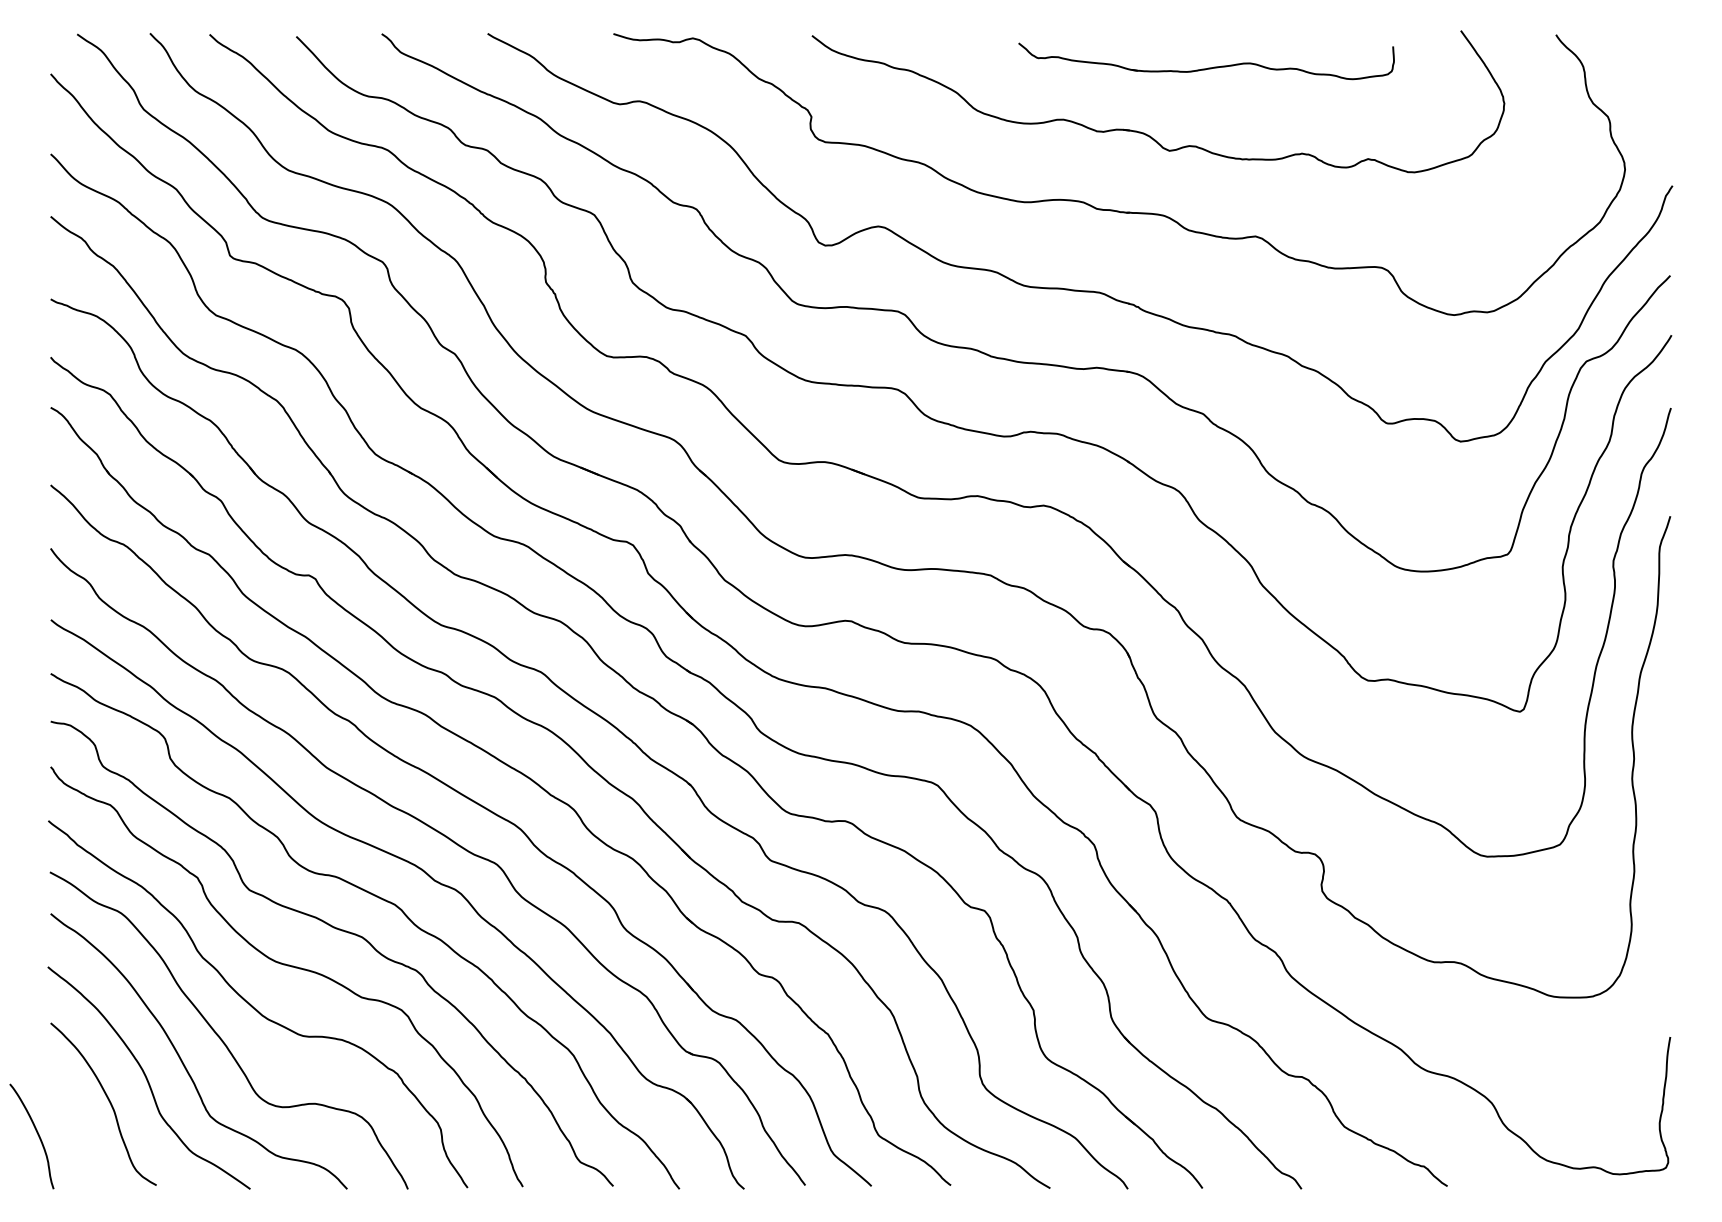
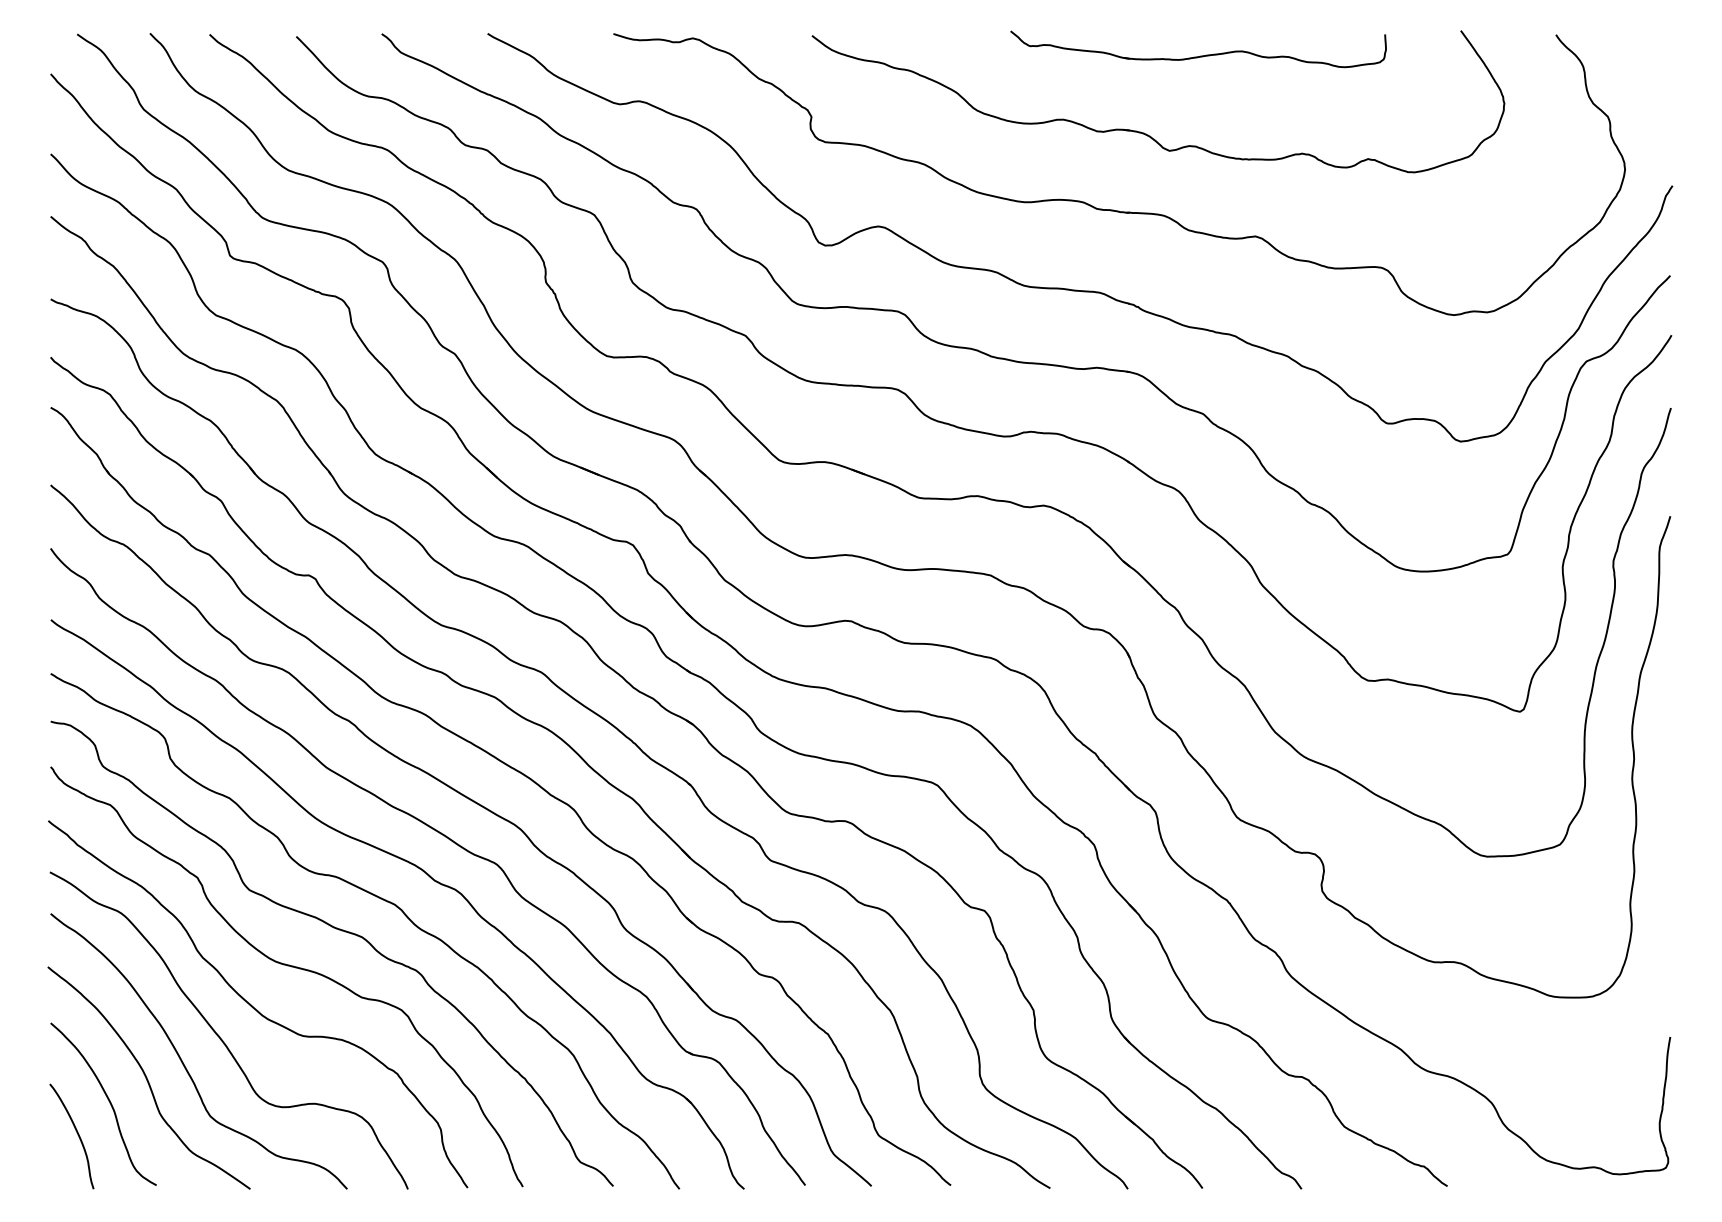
part position: (1208, 67) -> (1200, 55) (1200, 55)
curve position: (37, 1135) -> (77, 1135) (77, 1135)
